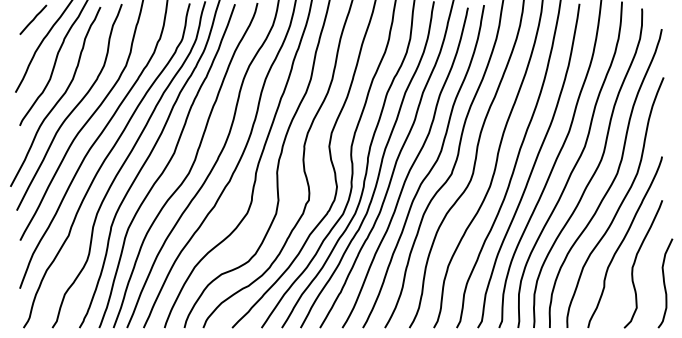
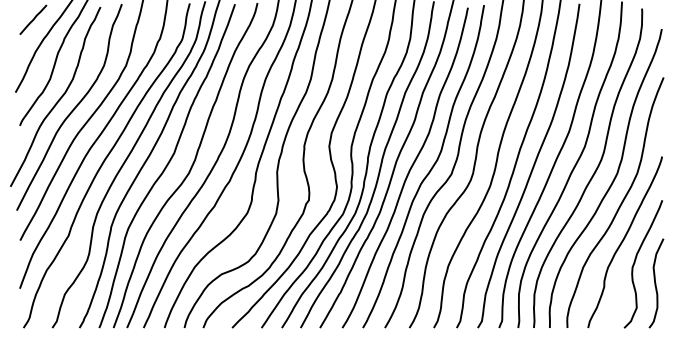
curve position: (665, 283) -> (656, 283) (656, 283)
